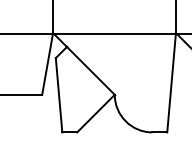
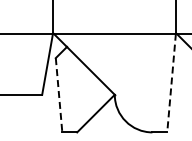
line: solid -> dashed (171, 83)
line: solid -> dashed (59, 95)
